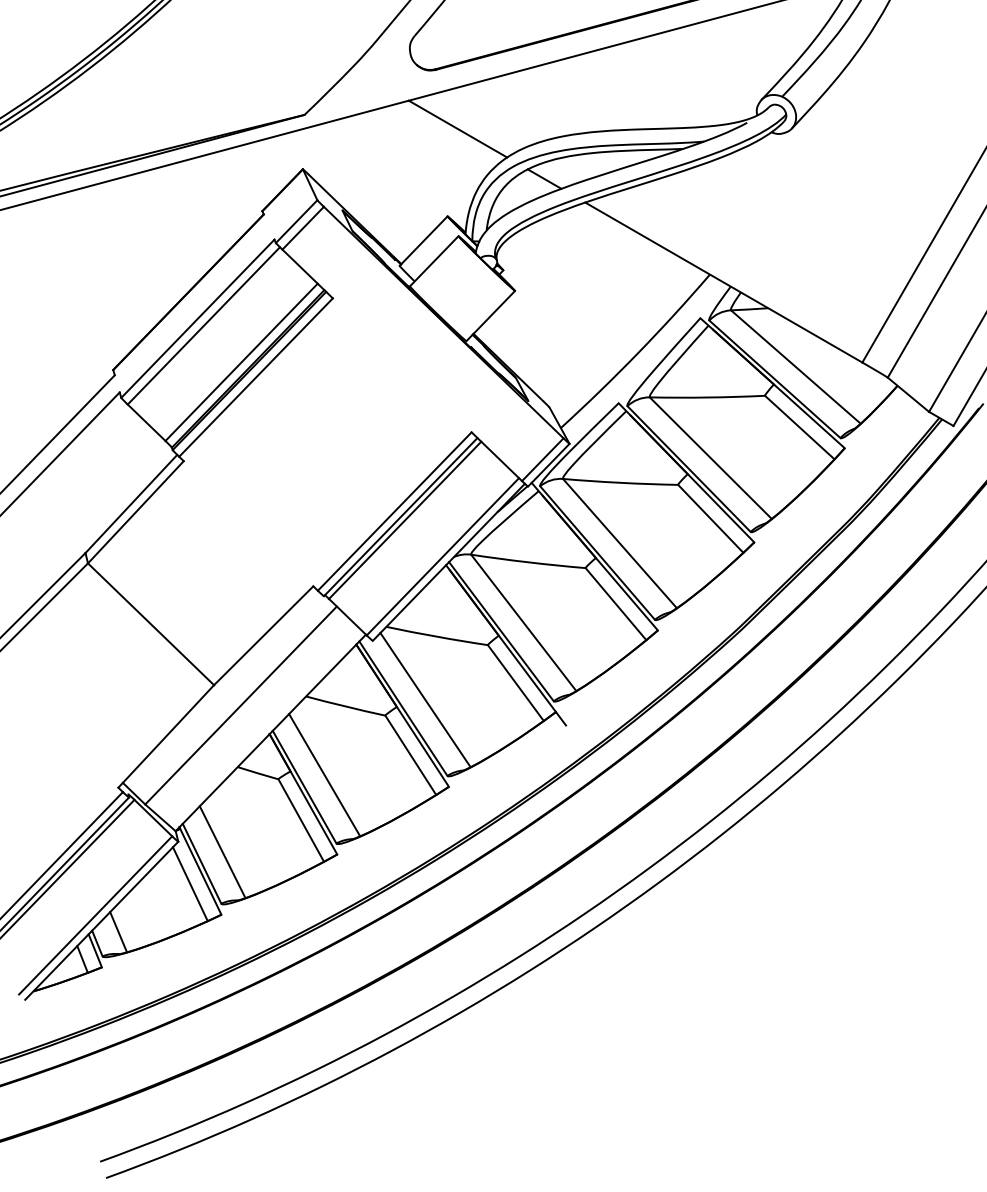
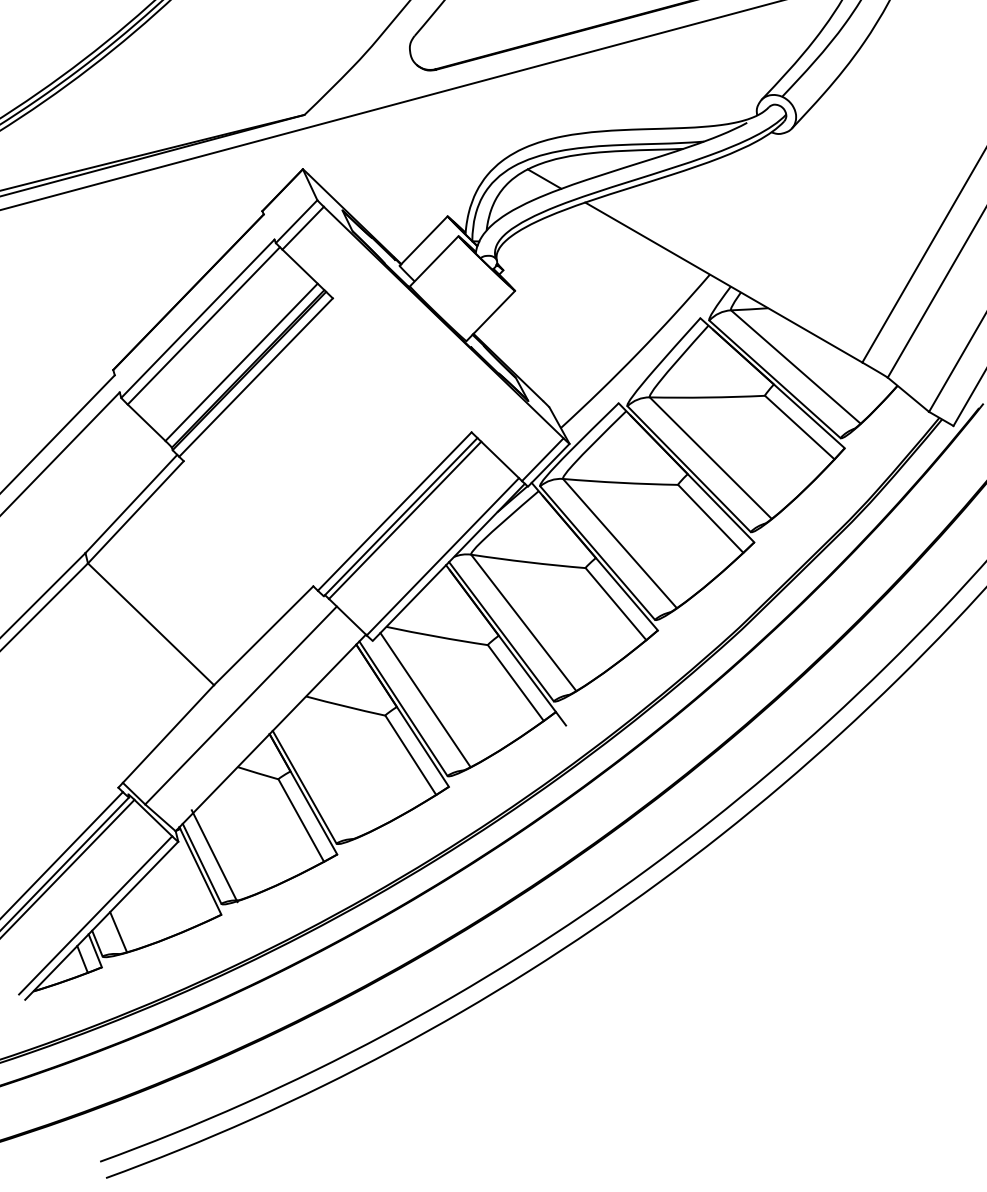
line: present -> none (457, 128)
line: present -> none (324, 775)
line position: (222, 852) -> (214, 856) (214, 856)
line: present -> none (189, 884)
